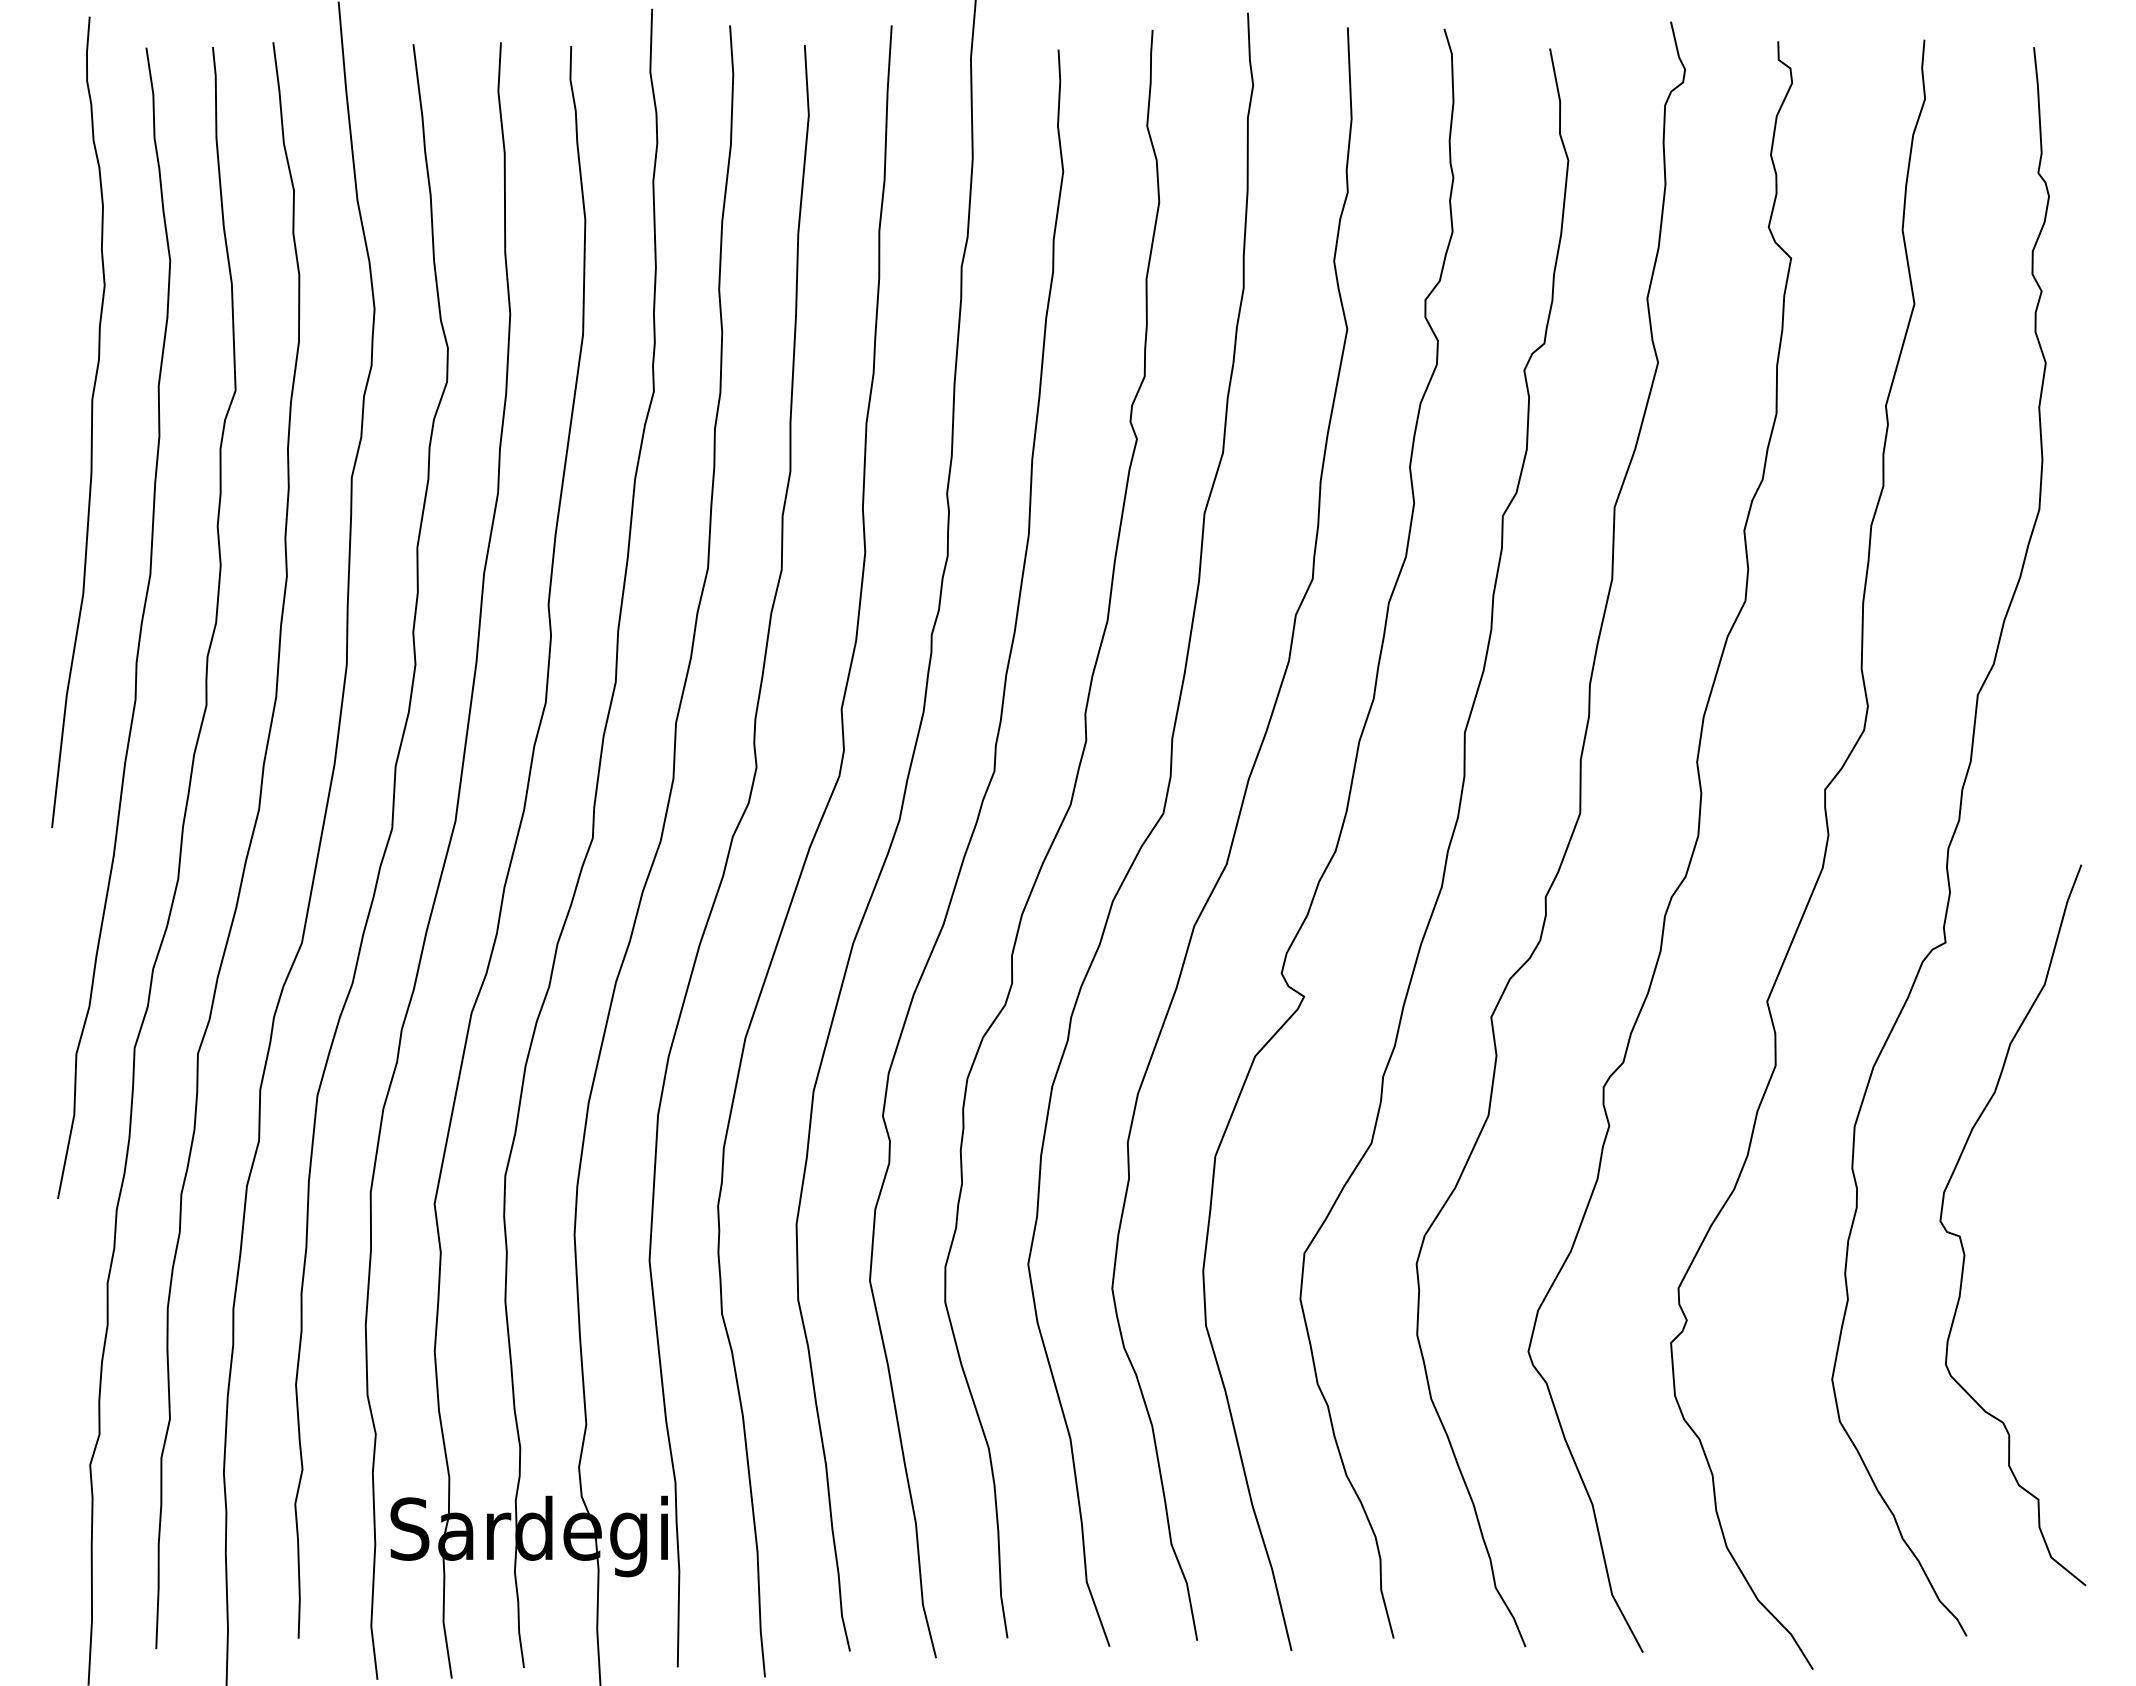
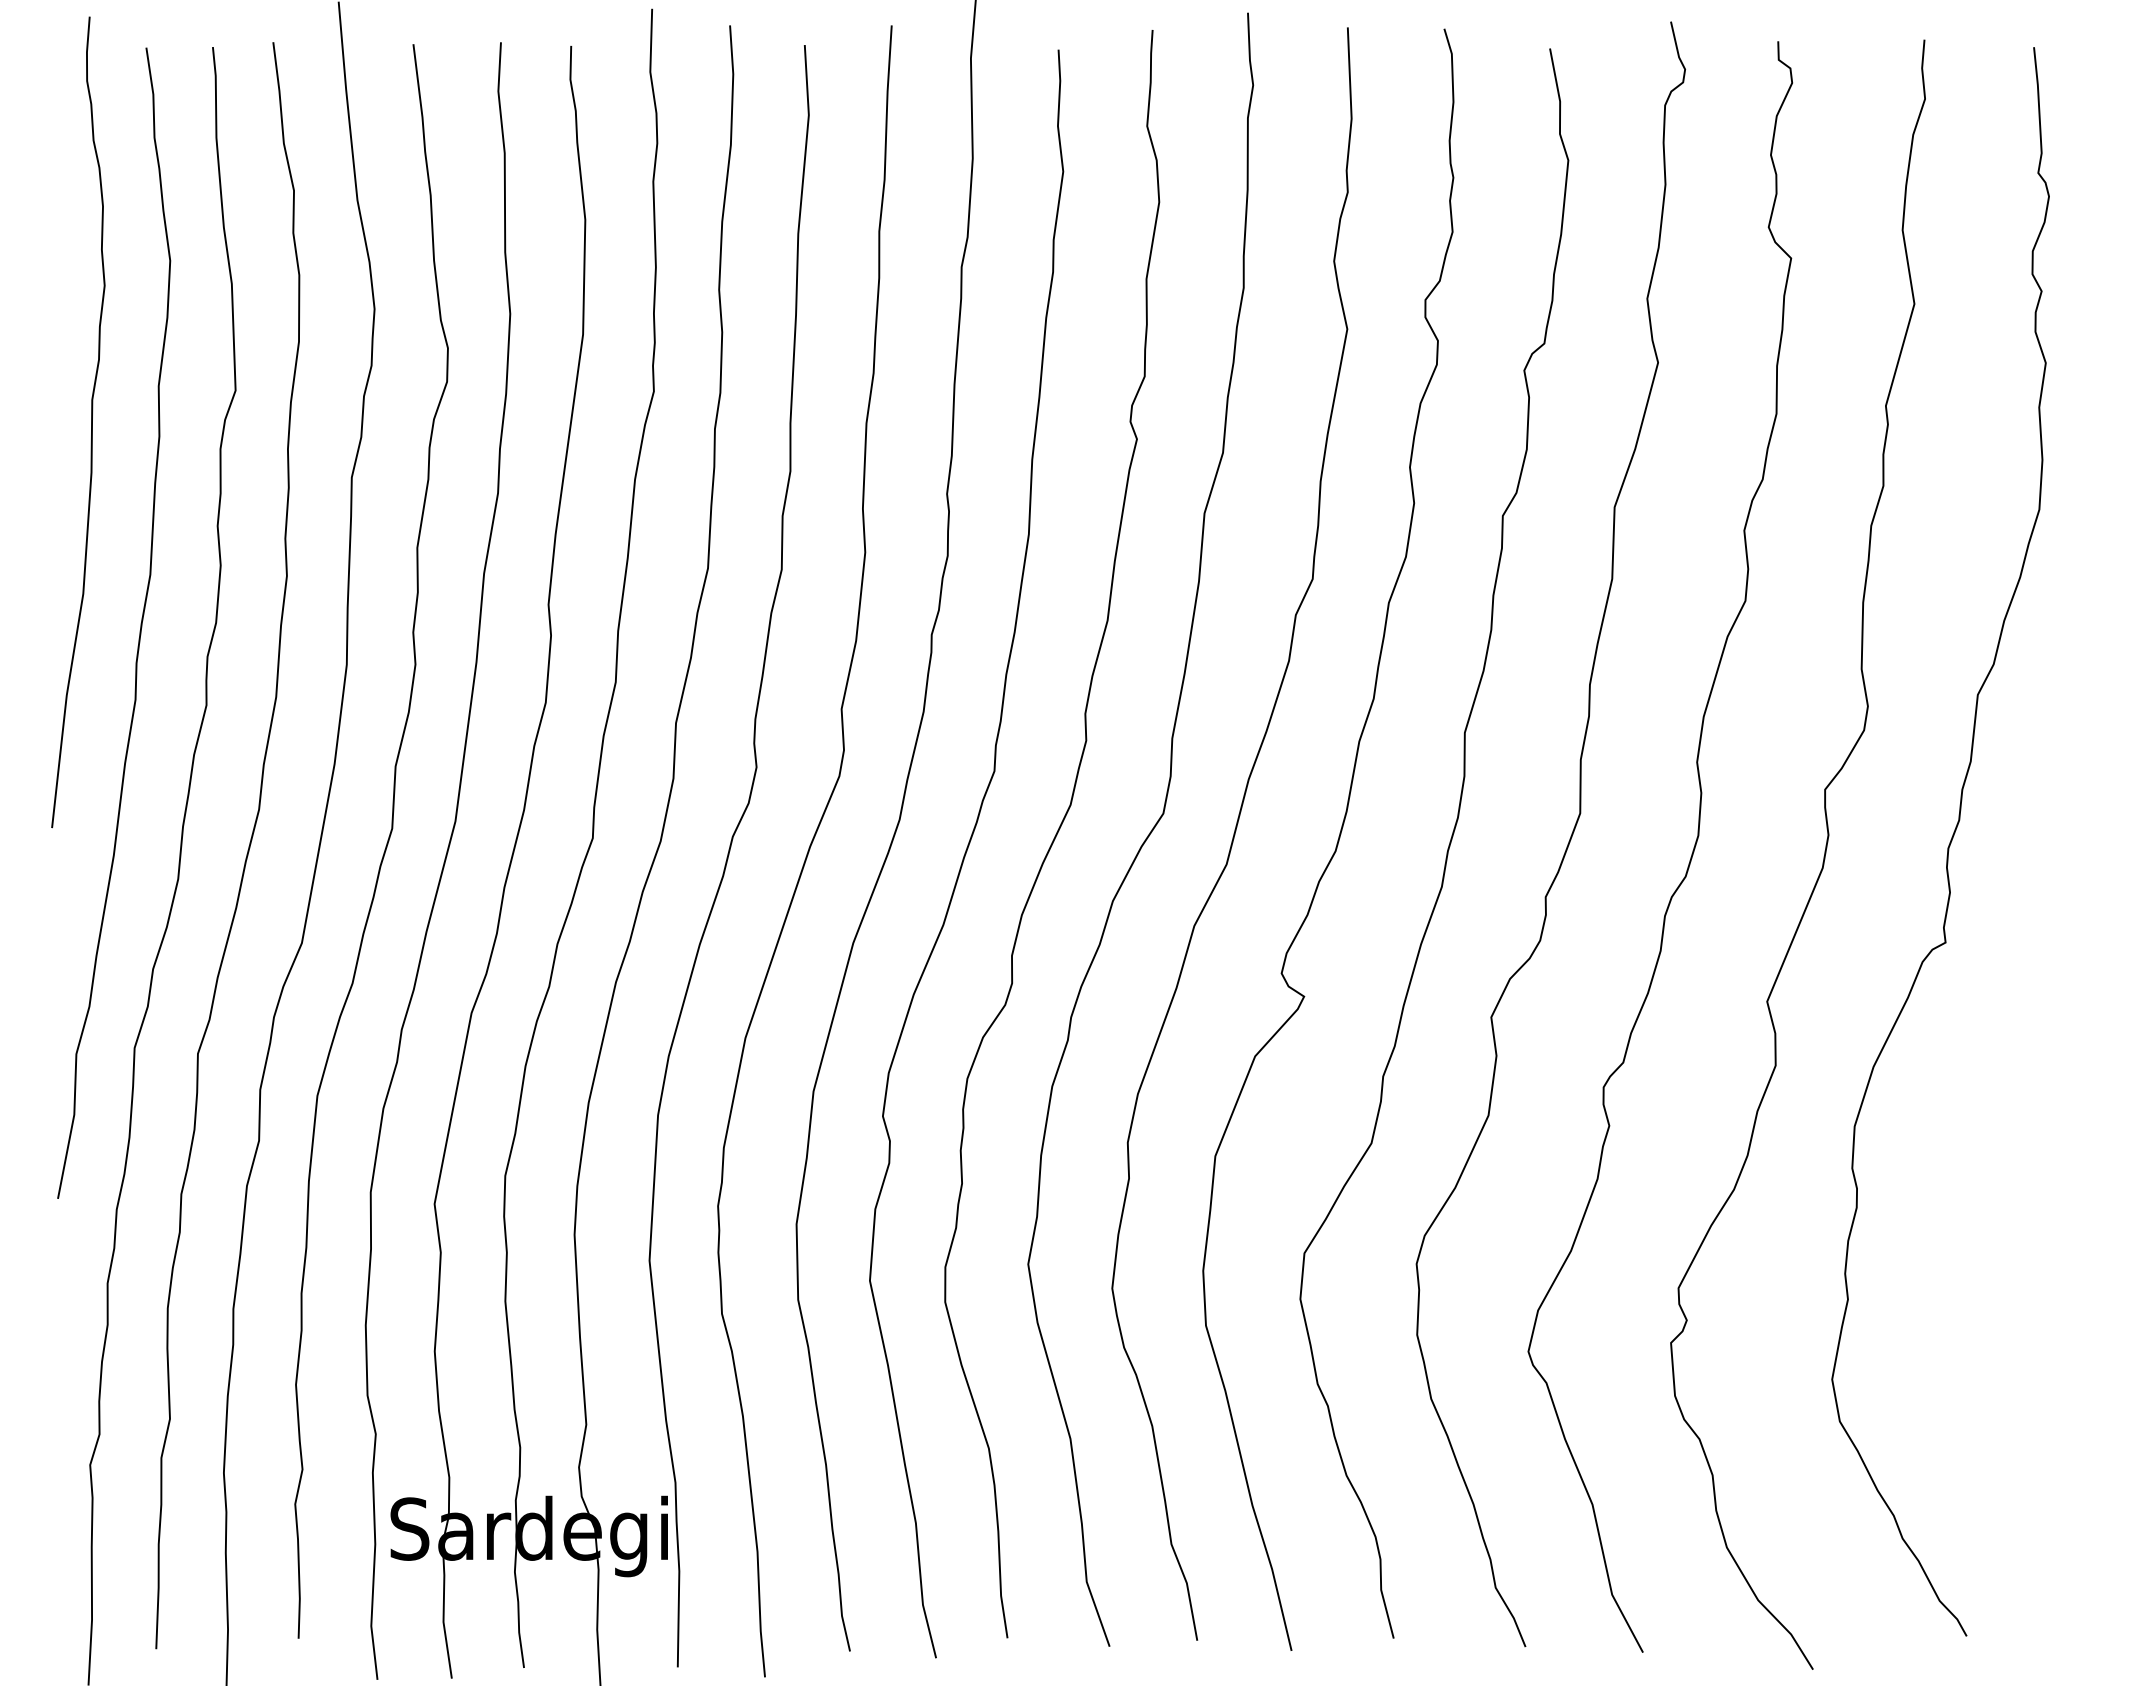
curve: present -> none (1961, 1238)
